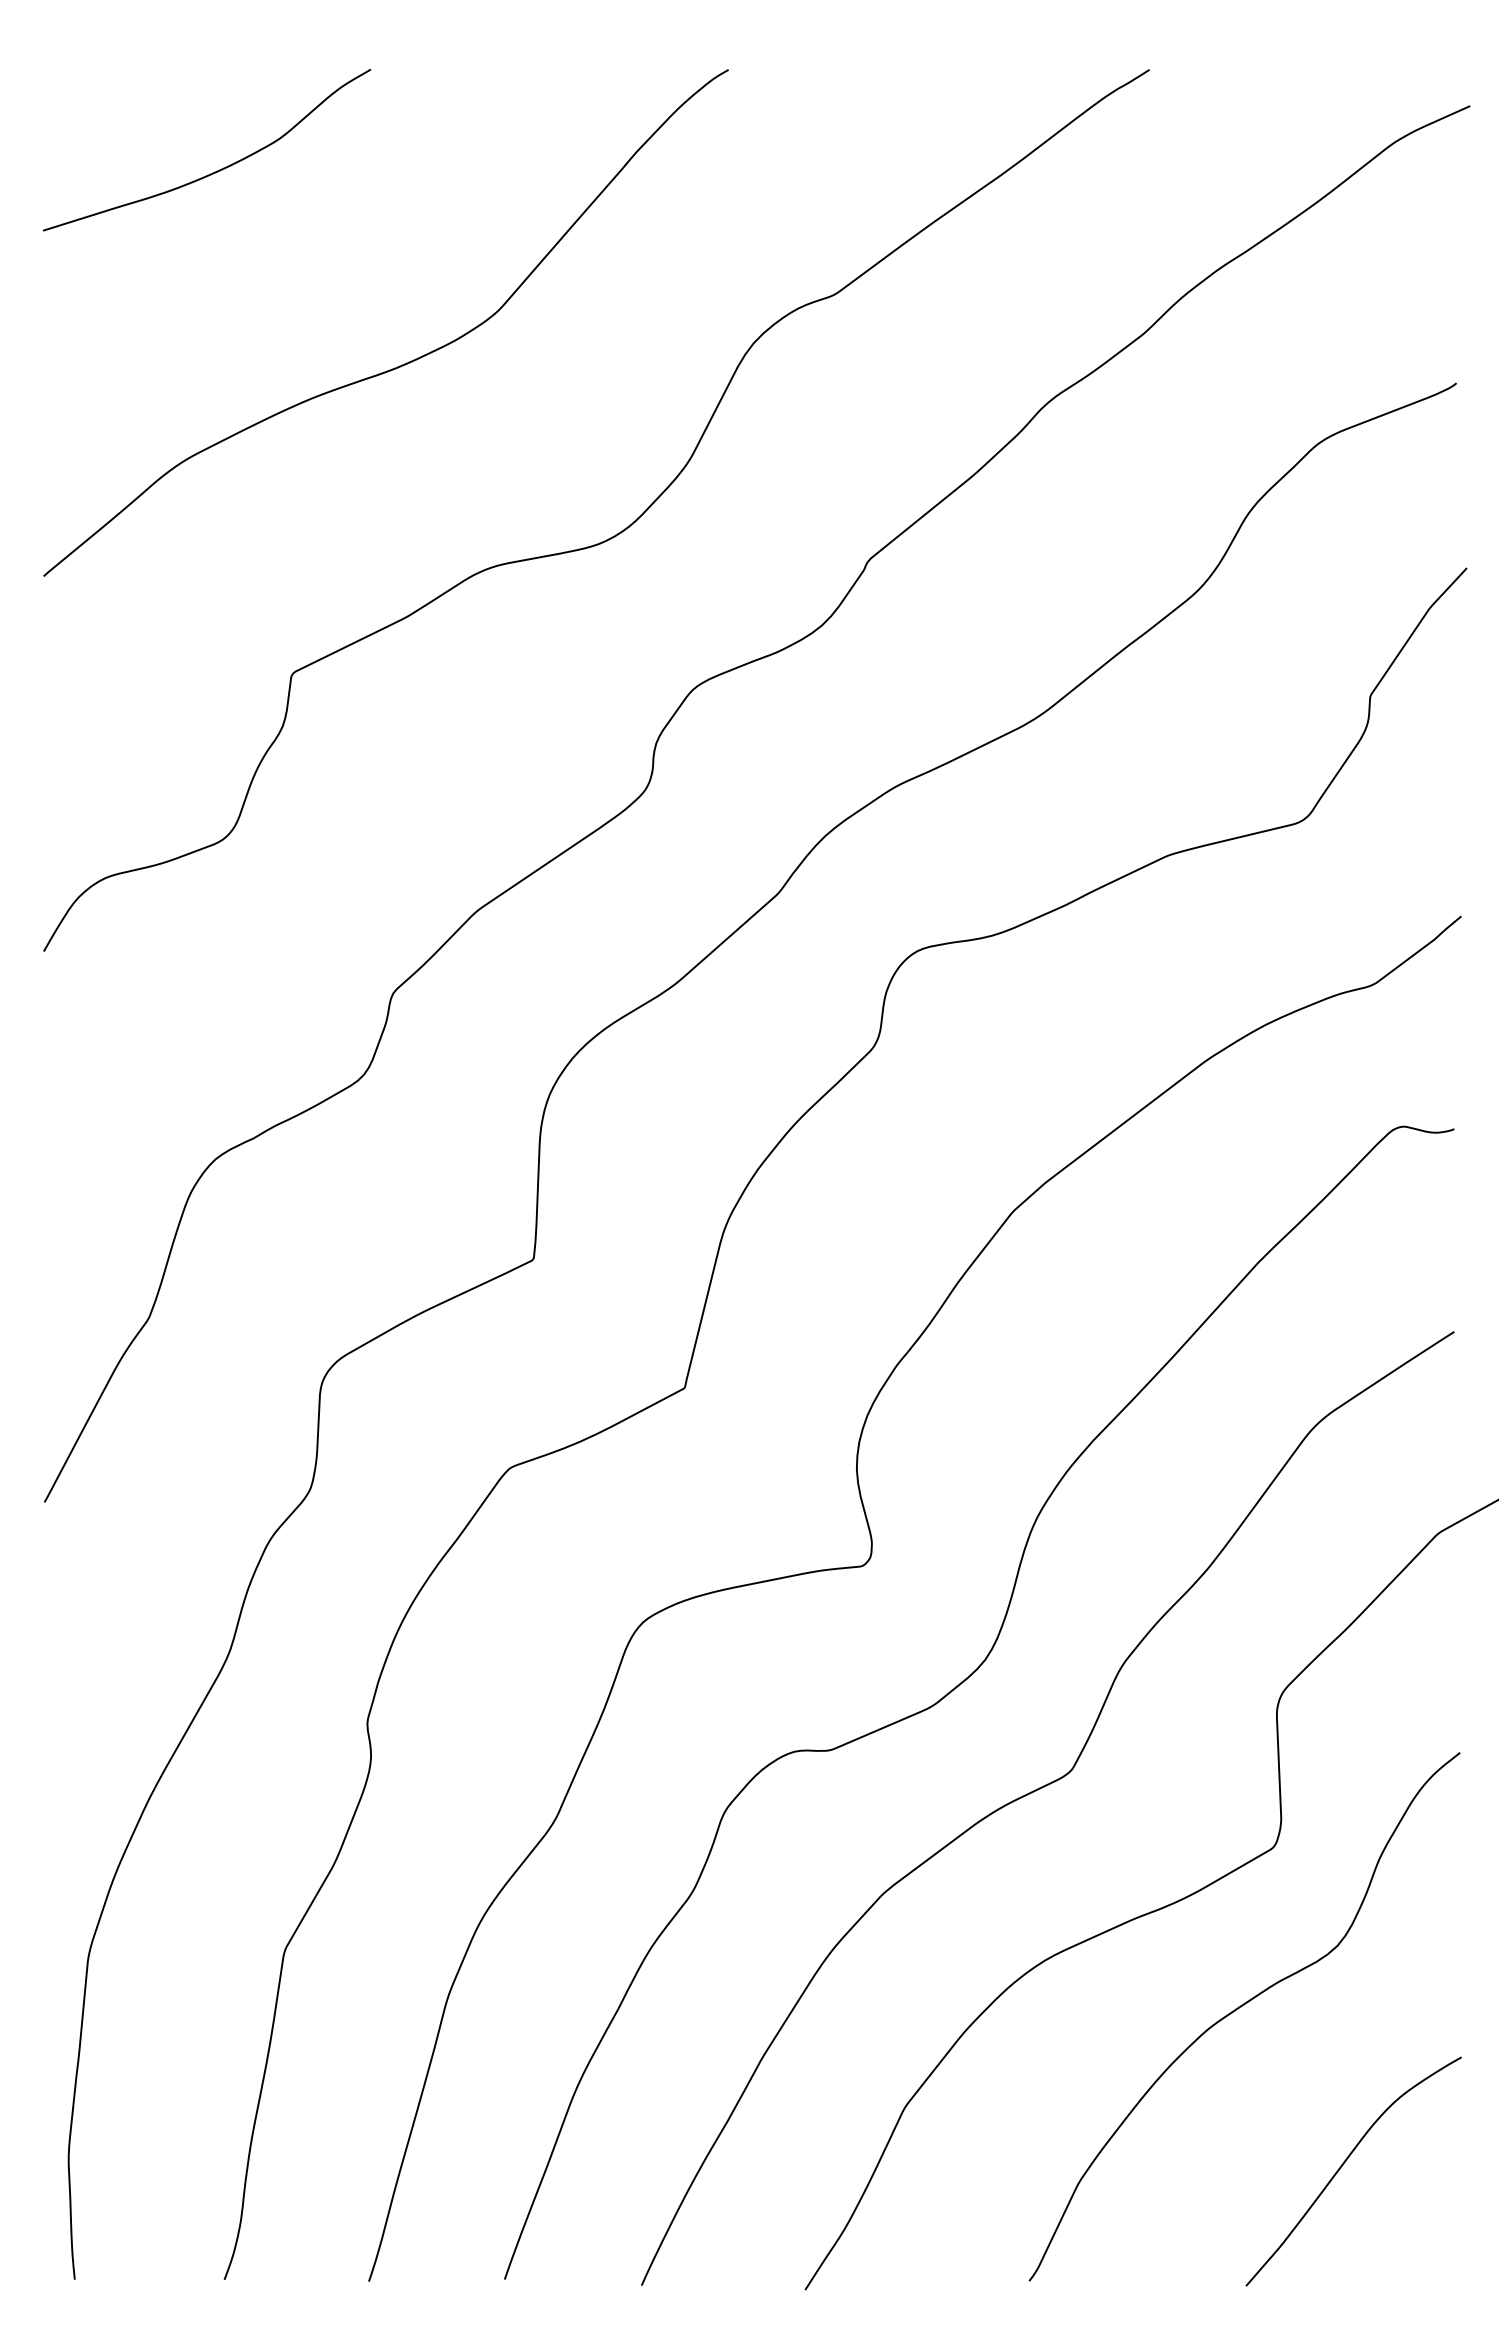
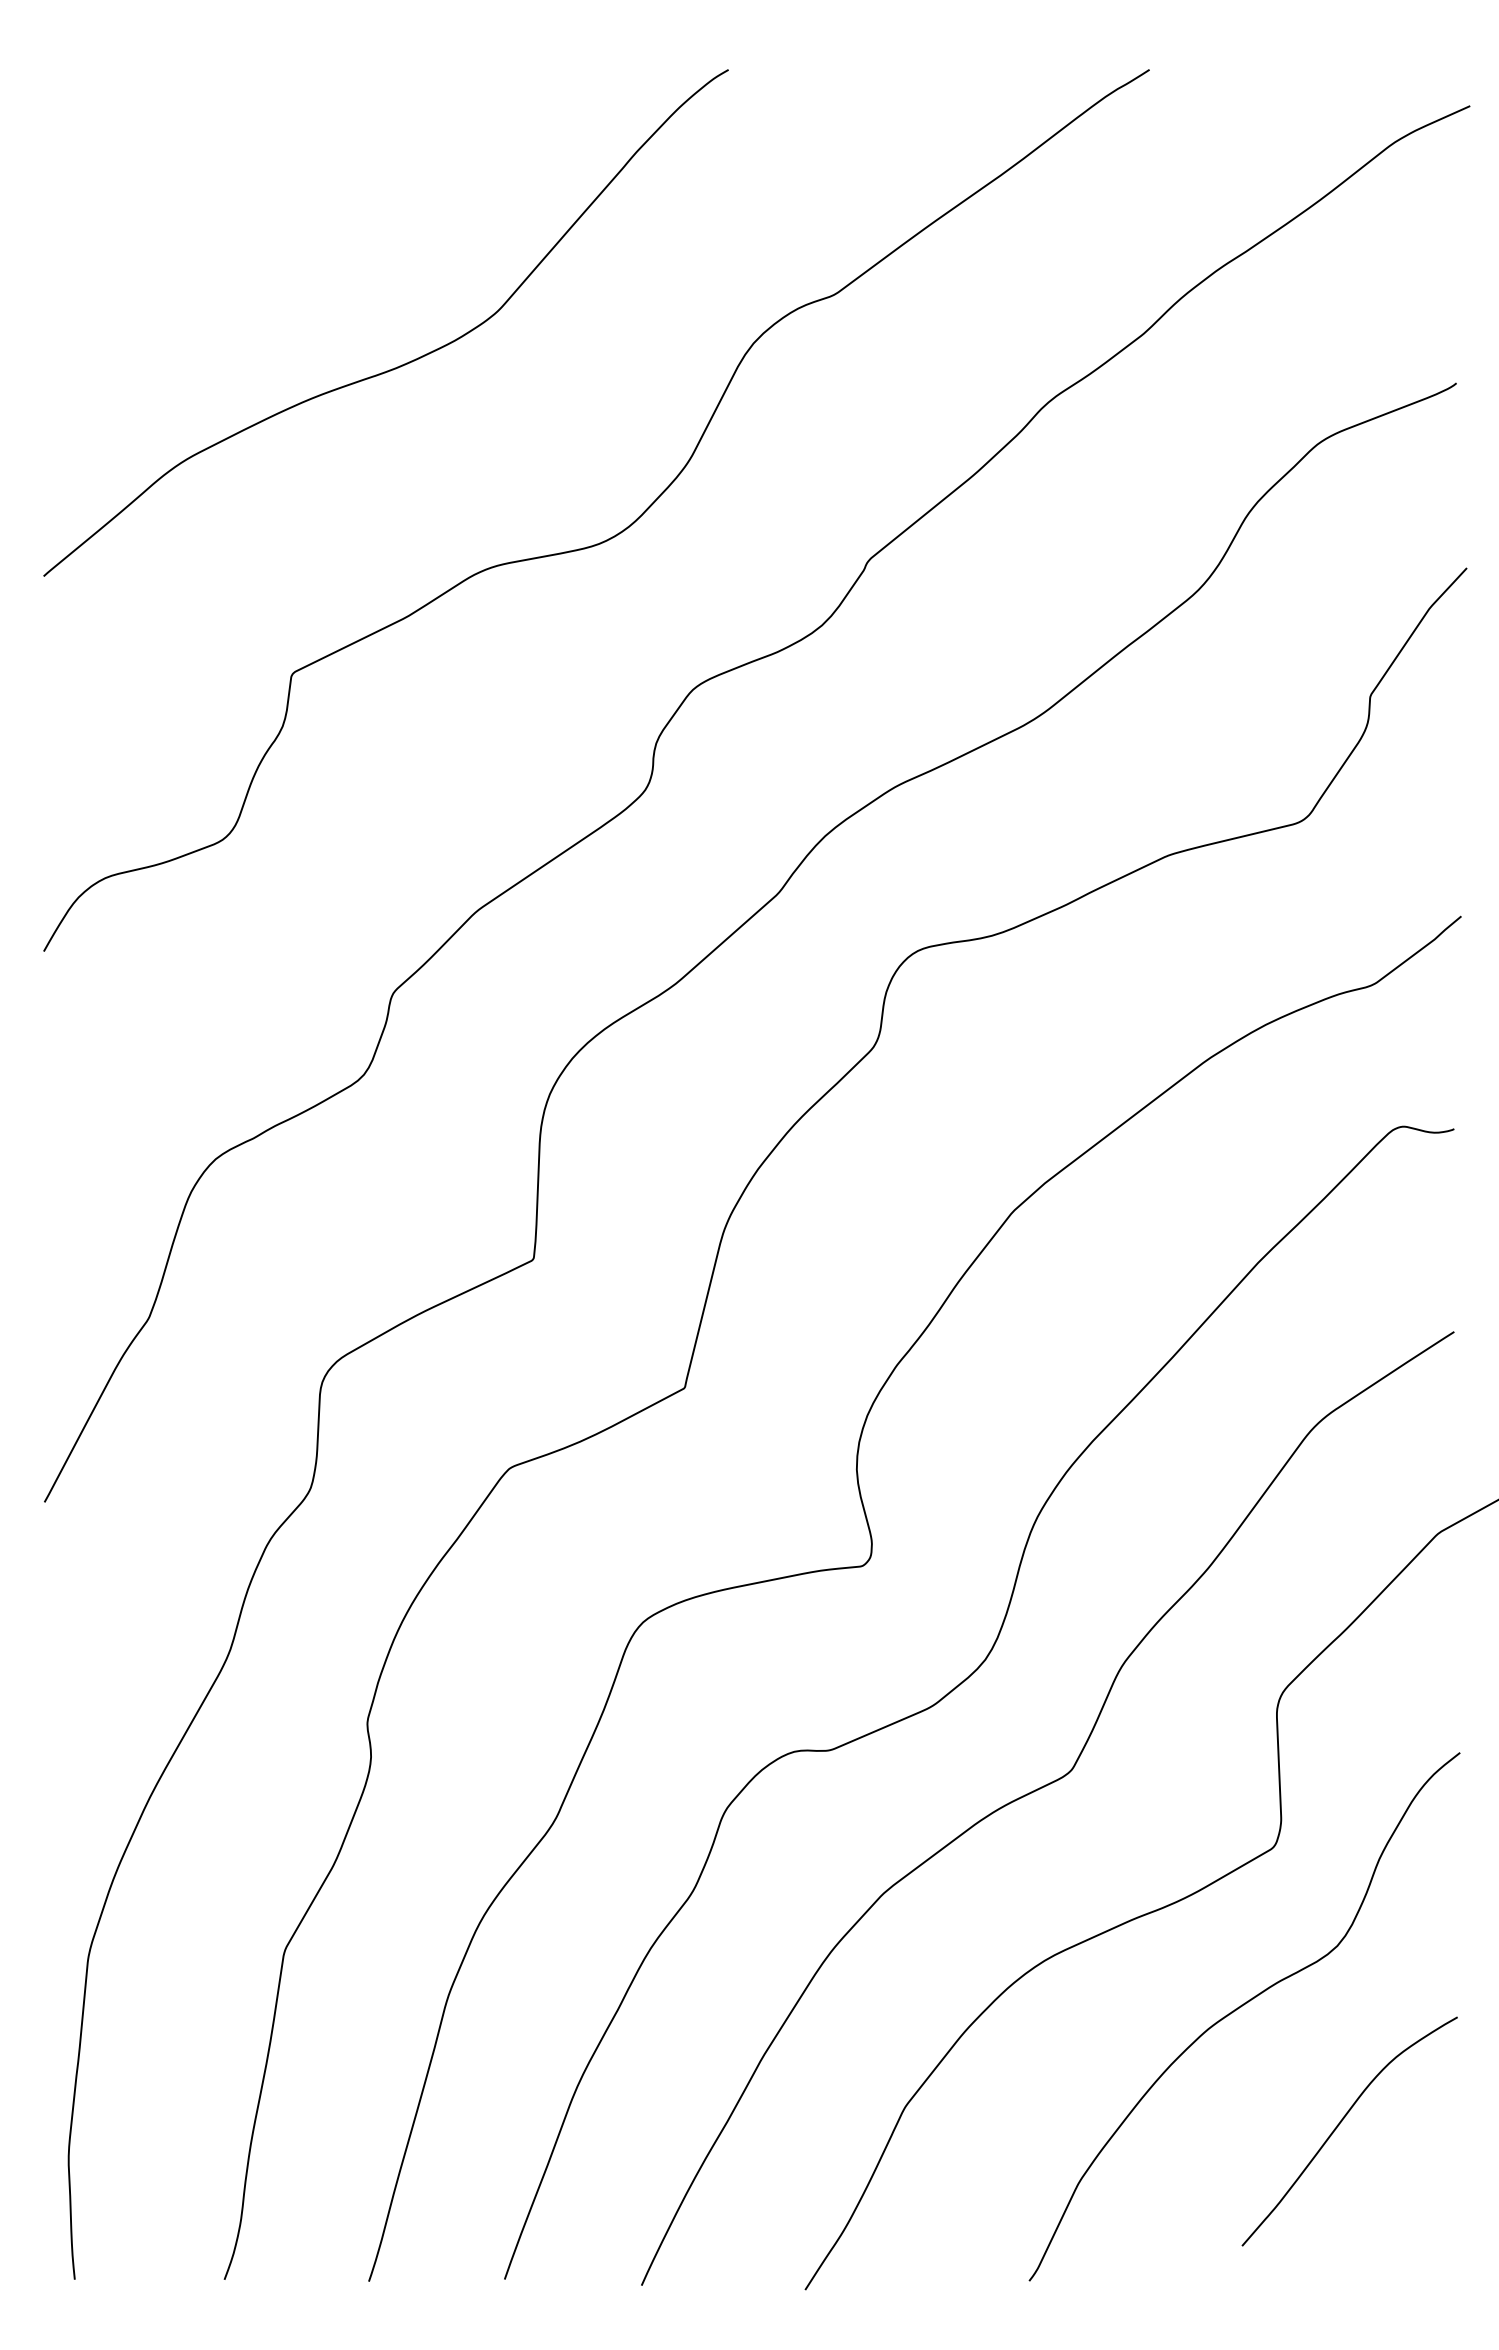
curve: present -> none (214, 171)
curve position: (1343, 2165) -> (1339, 2125) (1339, 2125)
